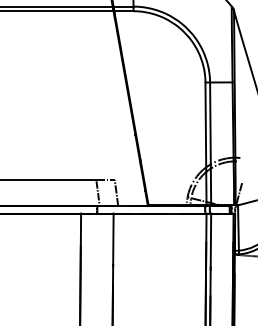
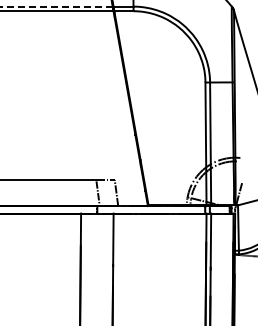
line: solid -> dashed (56, 6)
